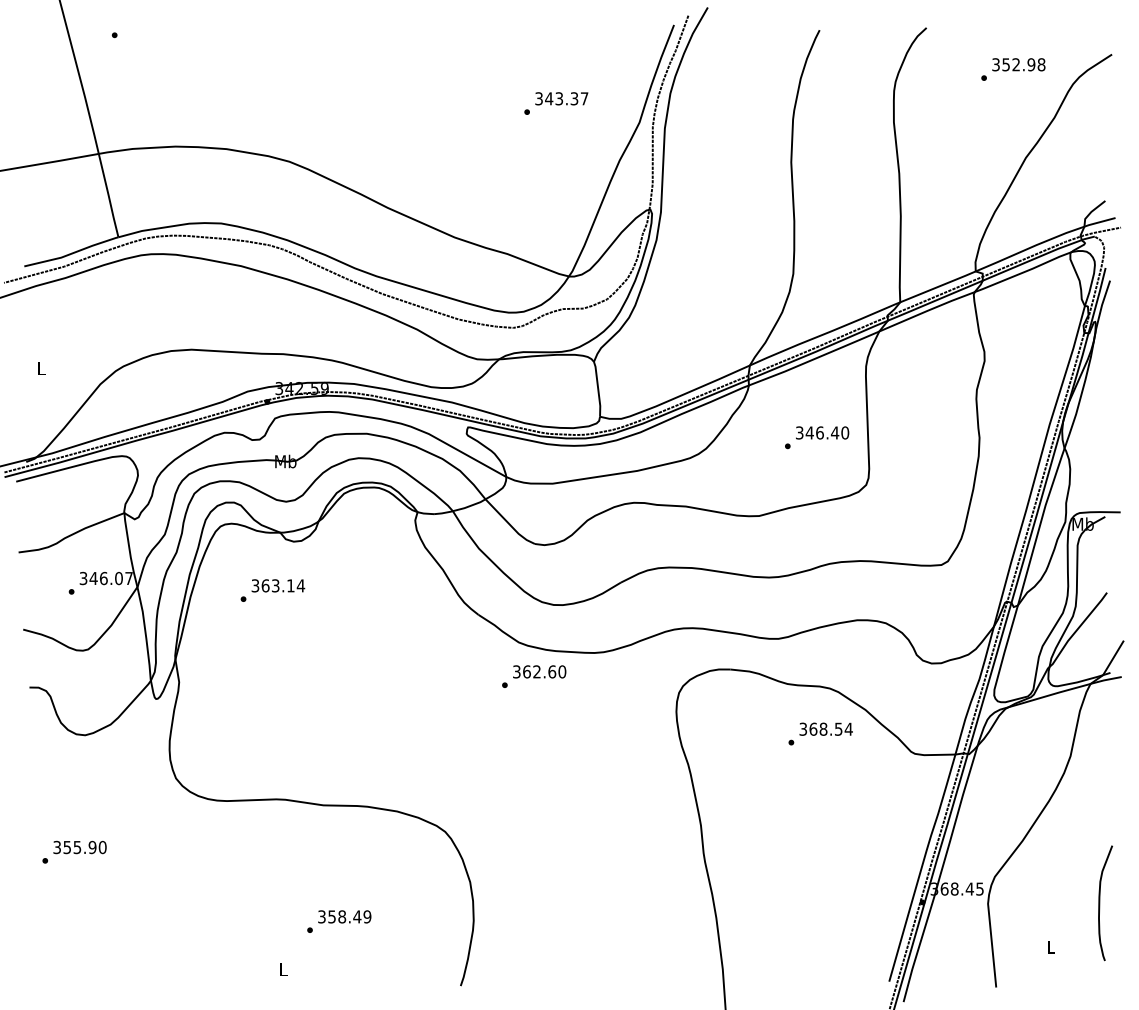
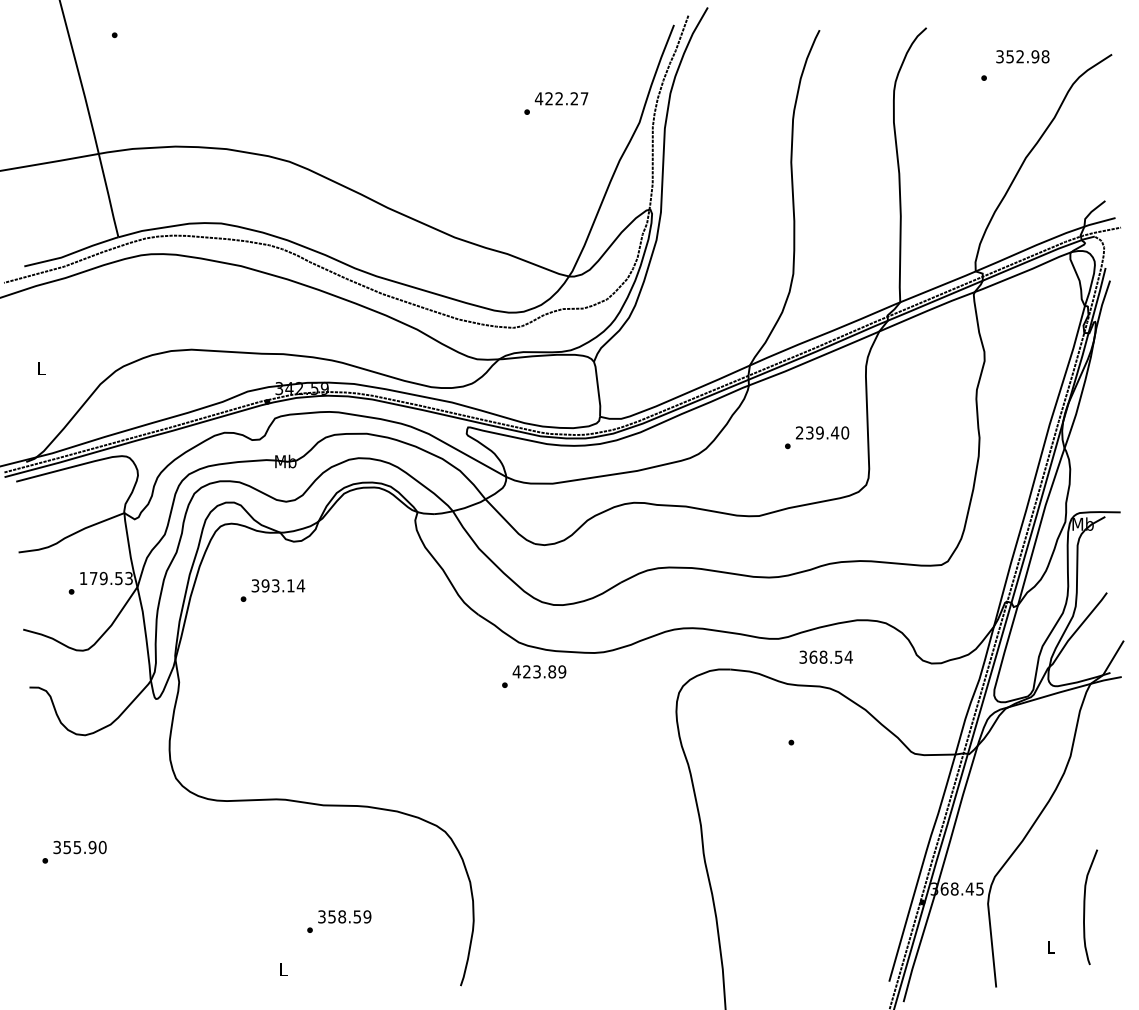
text position: (1018, 64) -> (1022, 56) (1022, 56)
text: 343.37 -> 422.27 (556, 98)
text: 346.40 -> 239.40 (809, 432)
text: 346.07 -> 179.53 (105, 578)
text: 363.14 -> 393.14 (265, 585)
text: 362.60 -> 423.89 (539, 671)
text position: (825, 728) -> (825, 656) (825, 656)
curve position: (1100, 903) -> (1085, 907) (1085, 907)
text: 358.49 -> 358.59 (357, 916)
